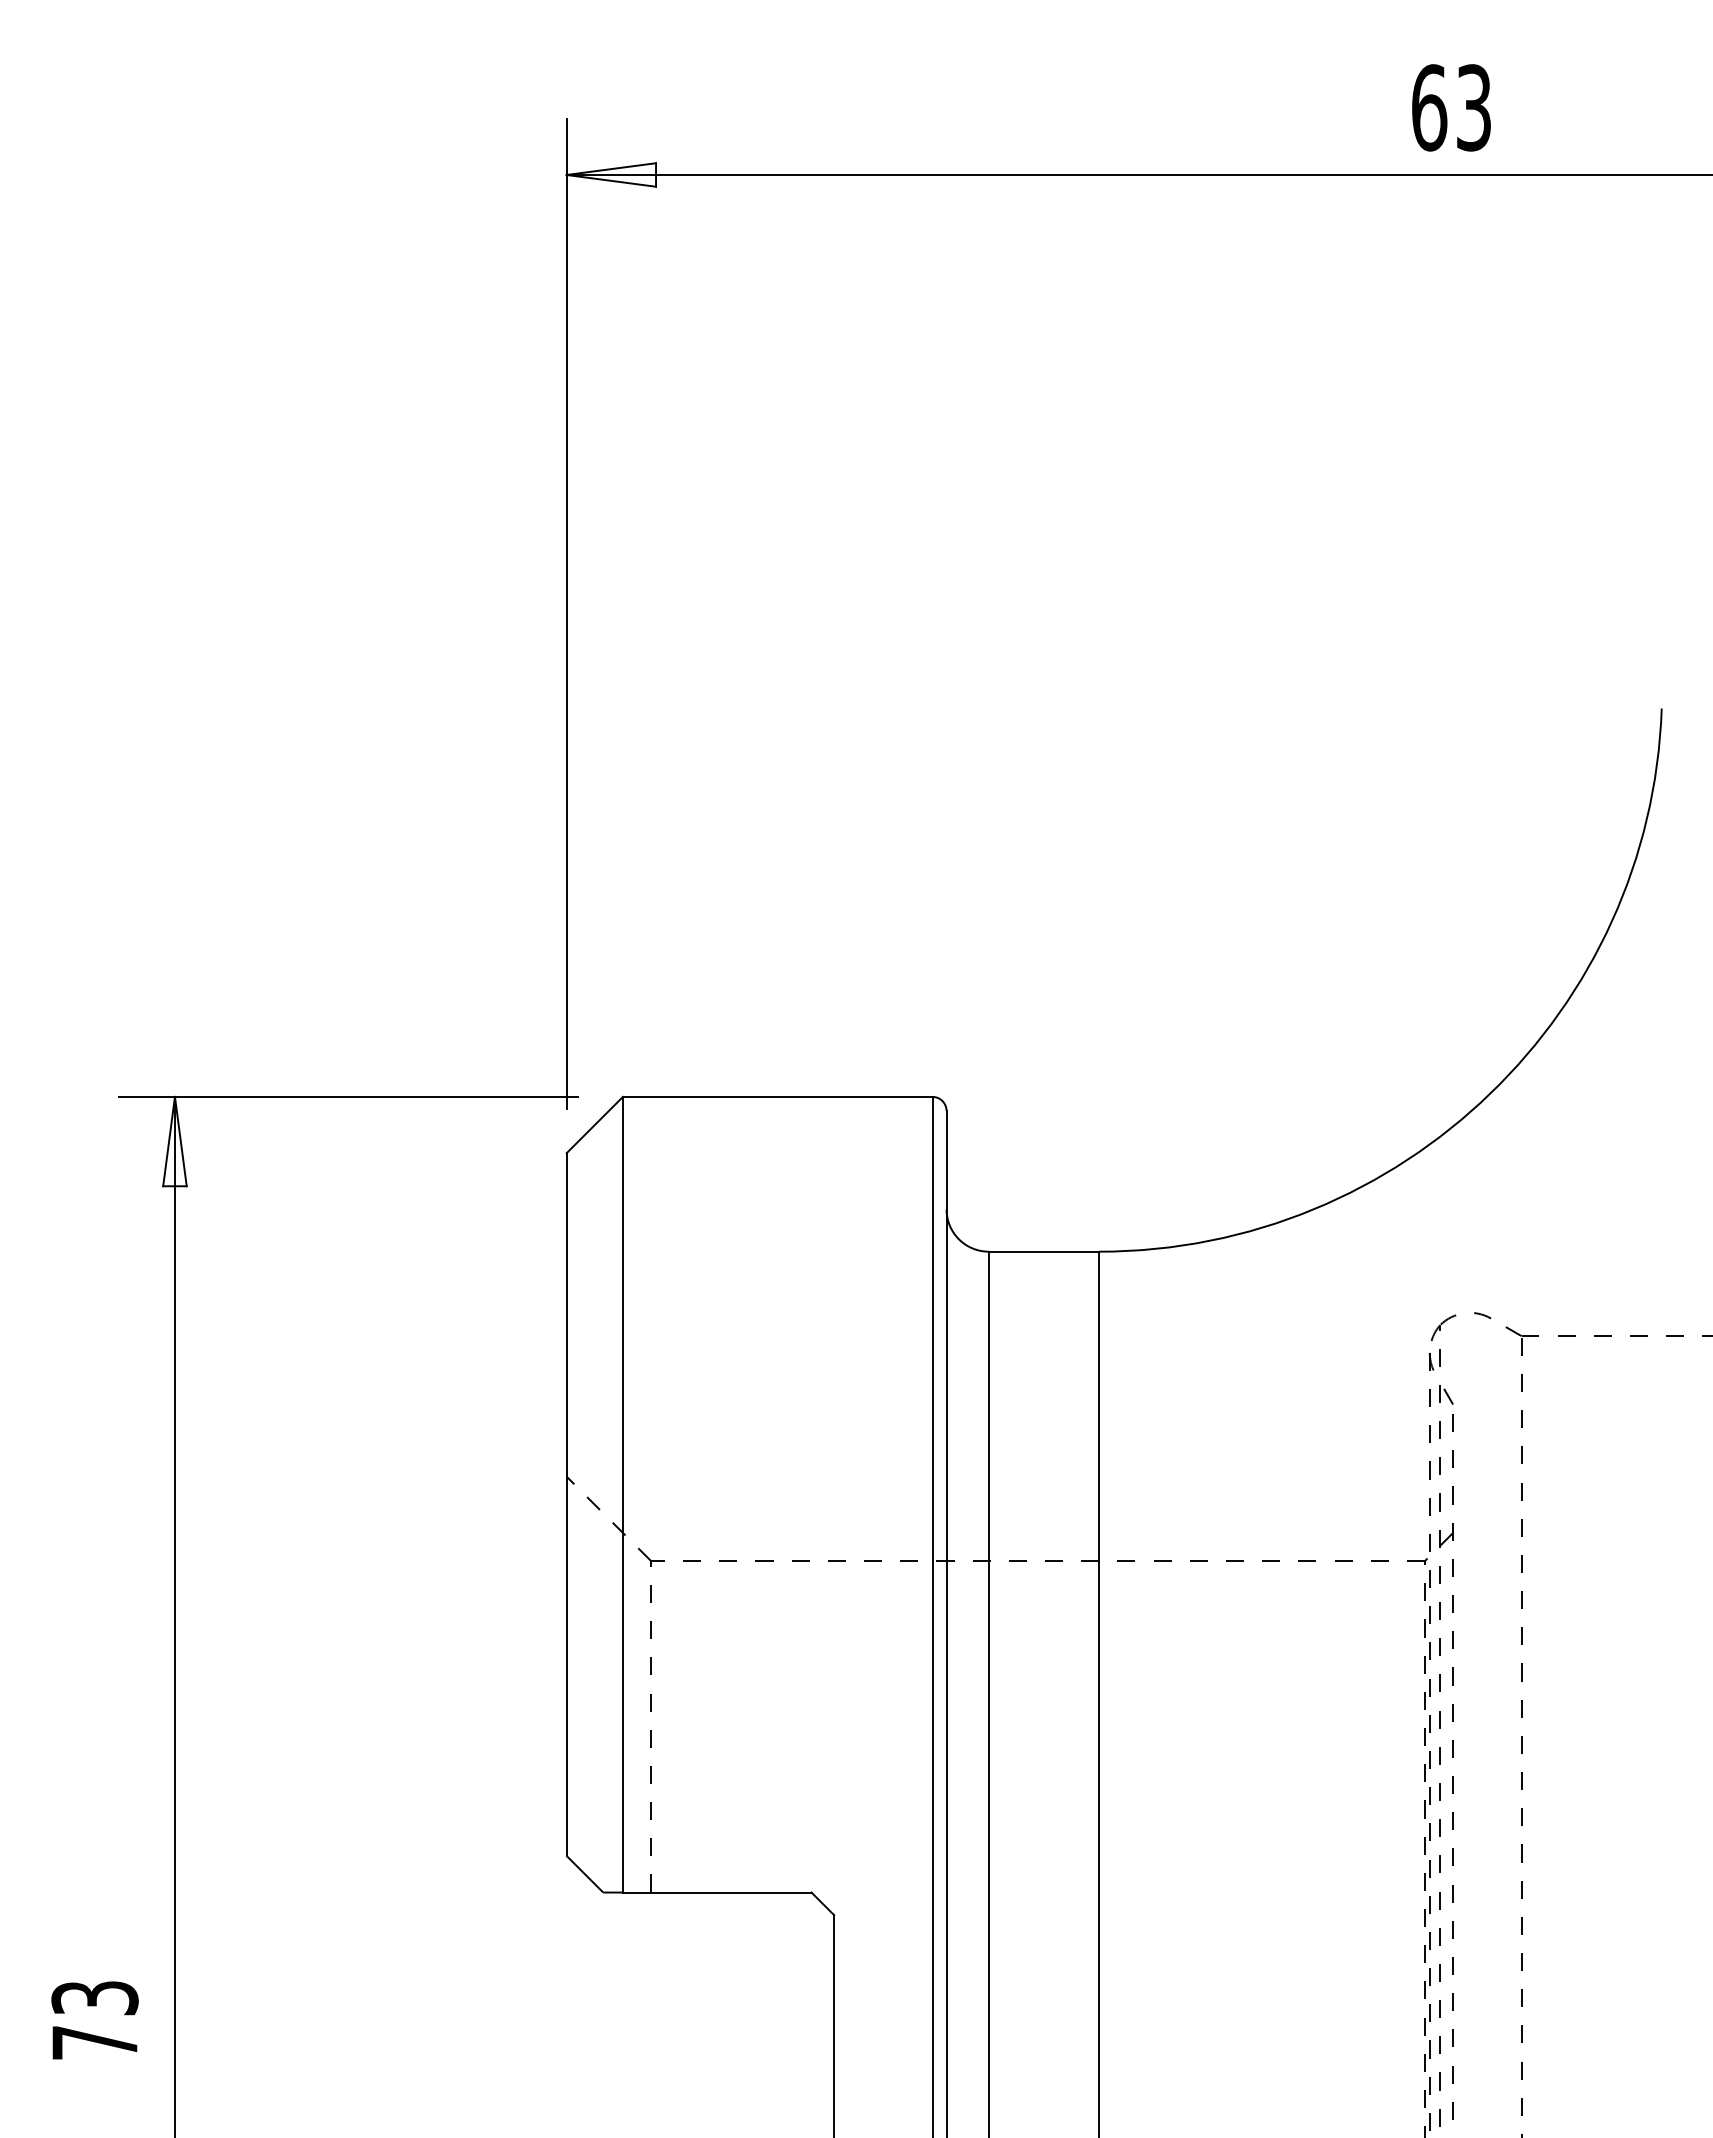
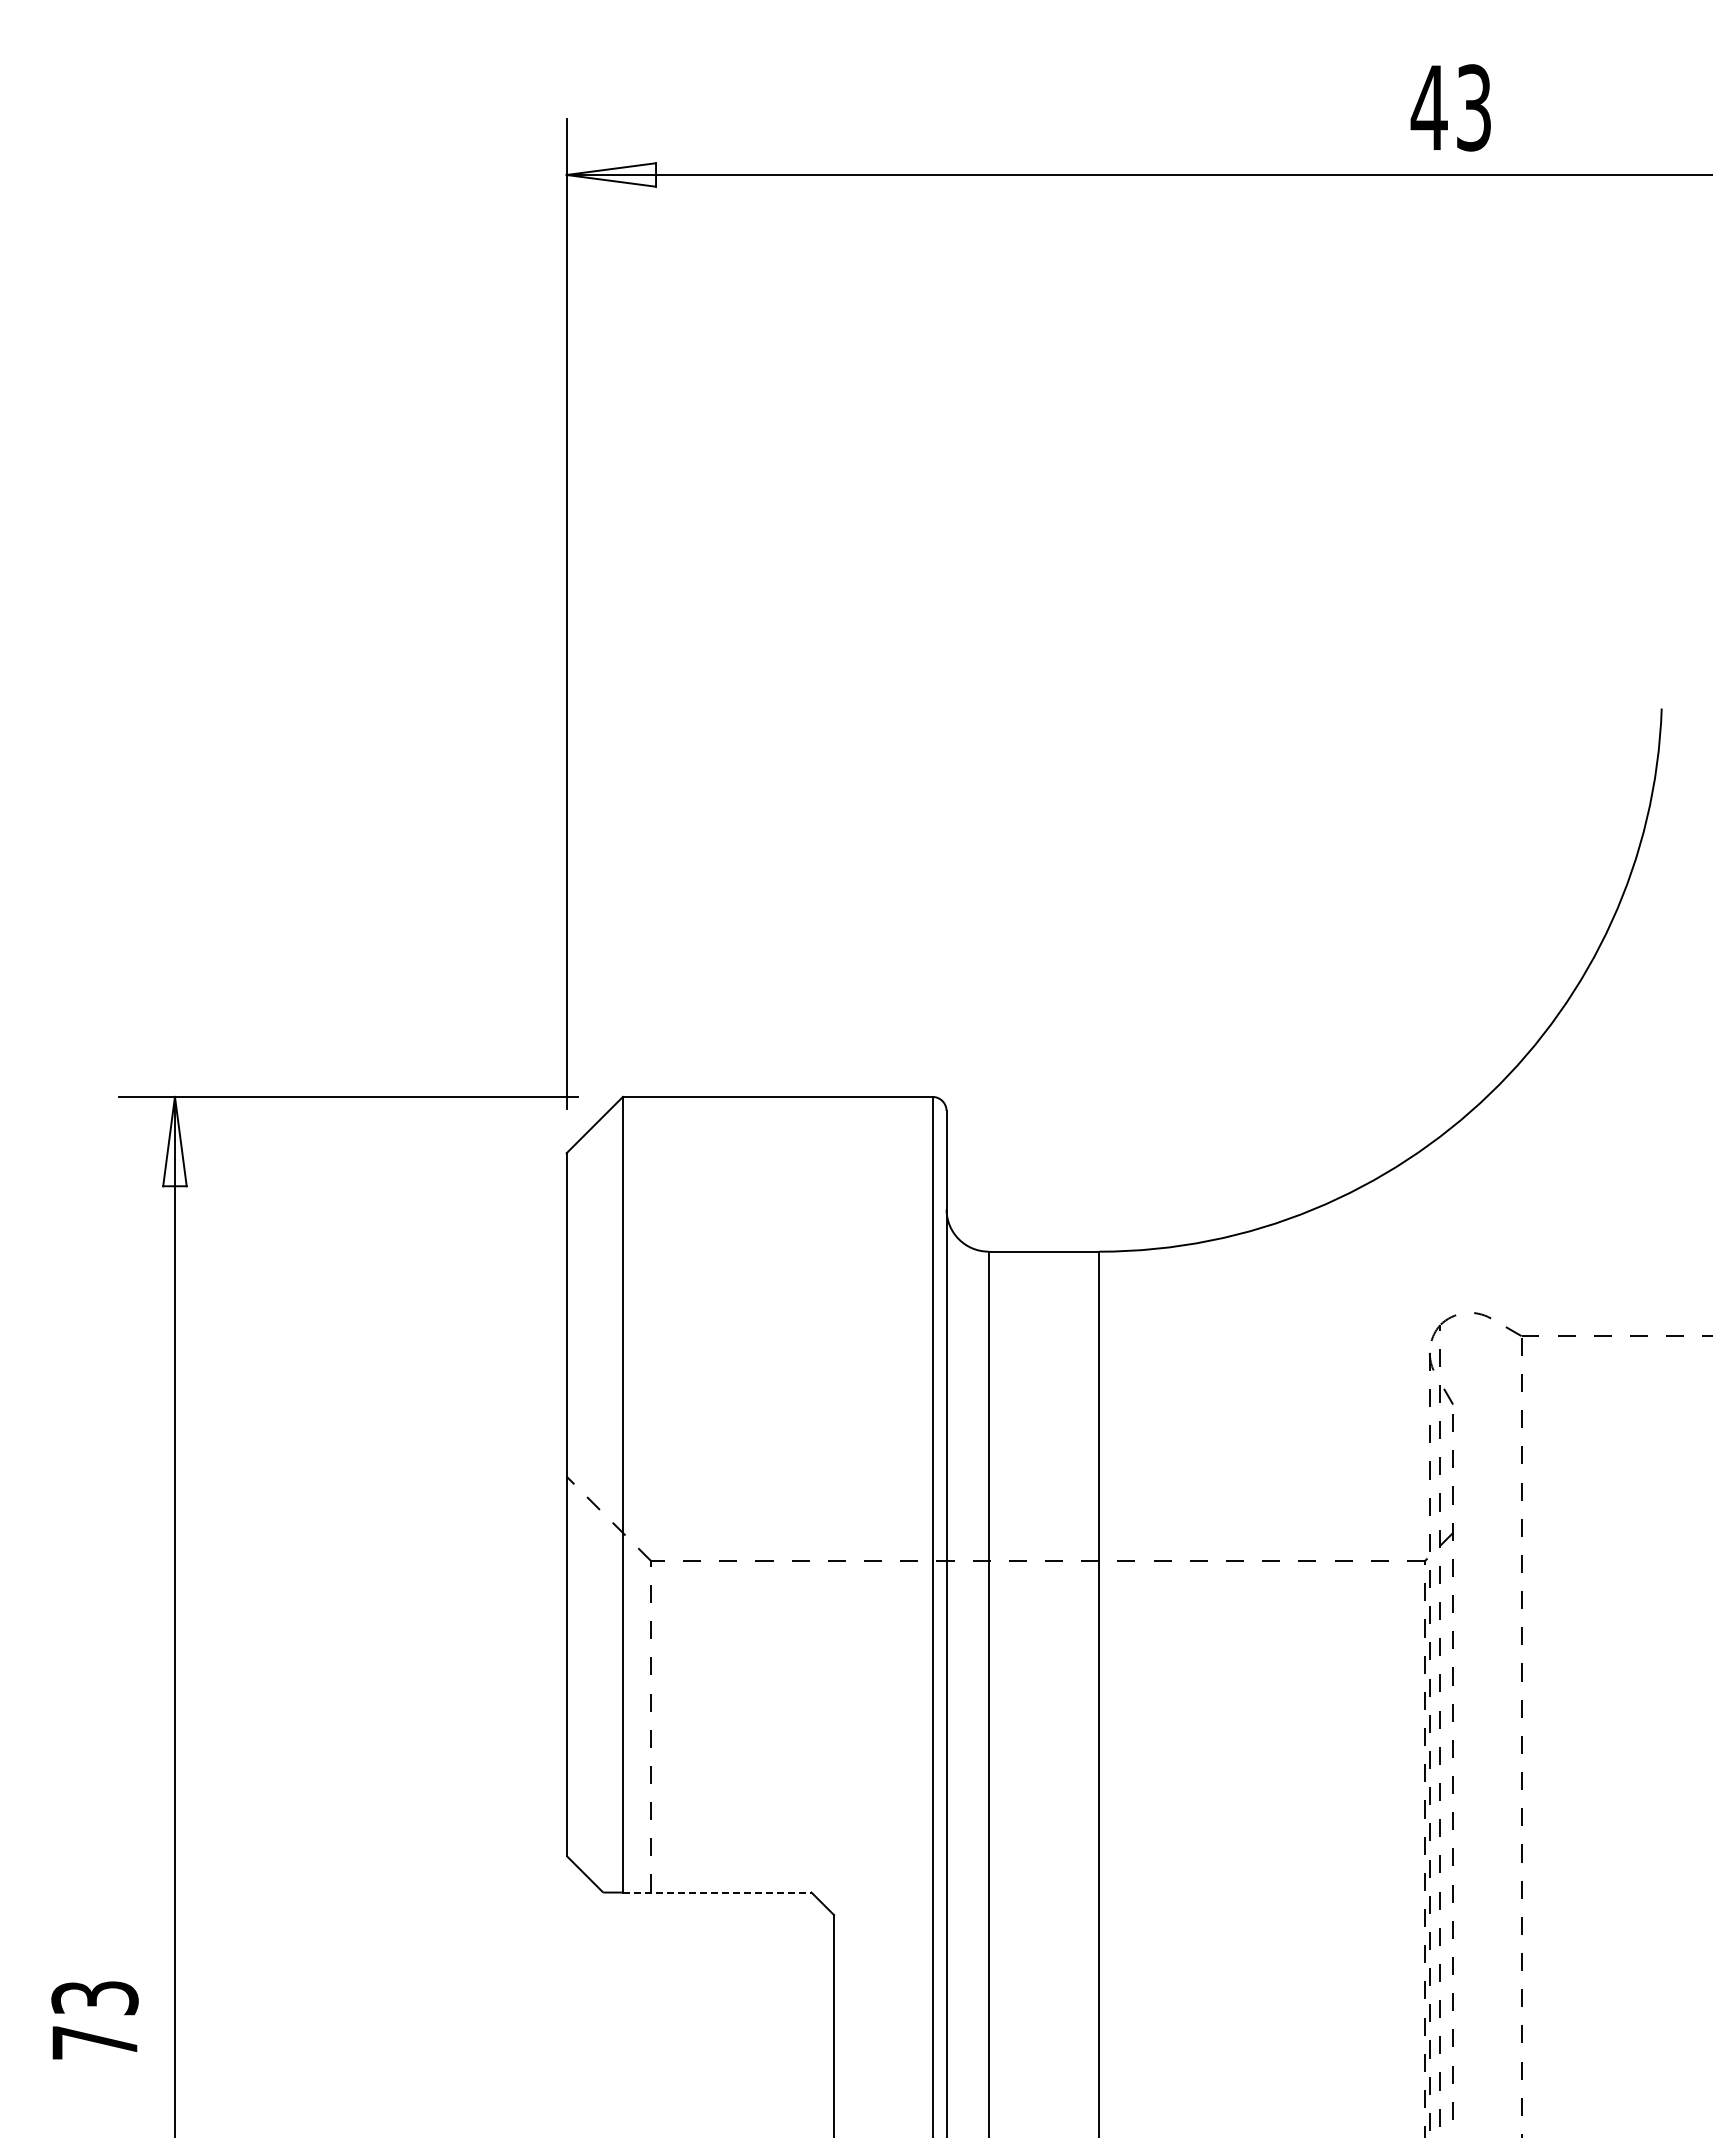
text: 63 -> 43 (1428, 107)
line: solid -> dashed (717, 1892)
